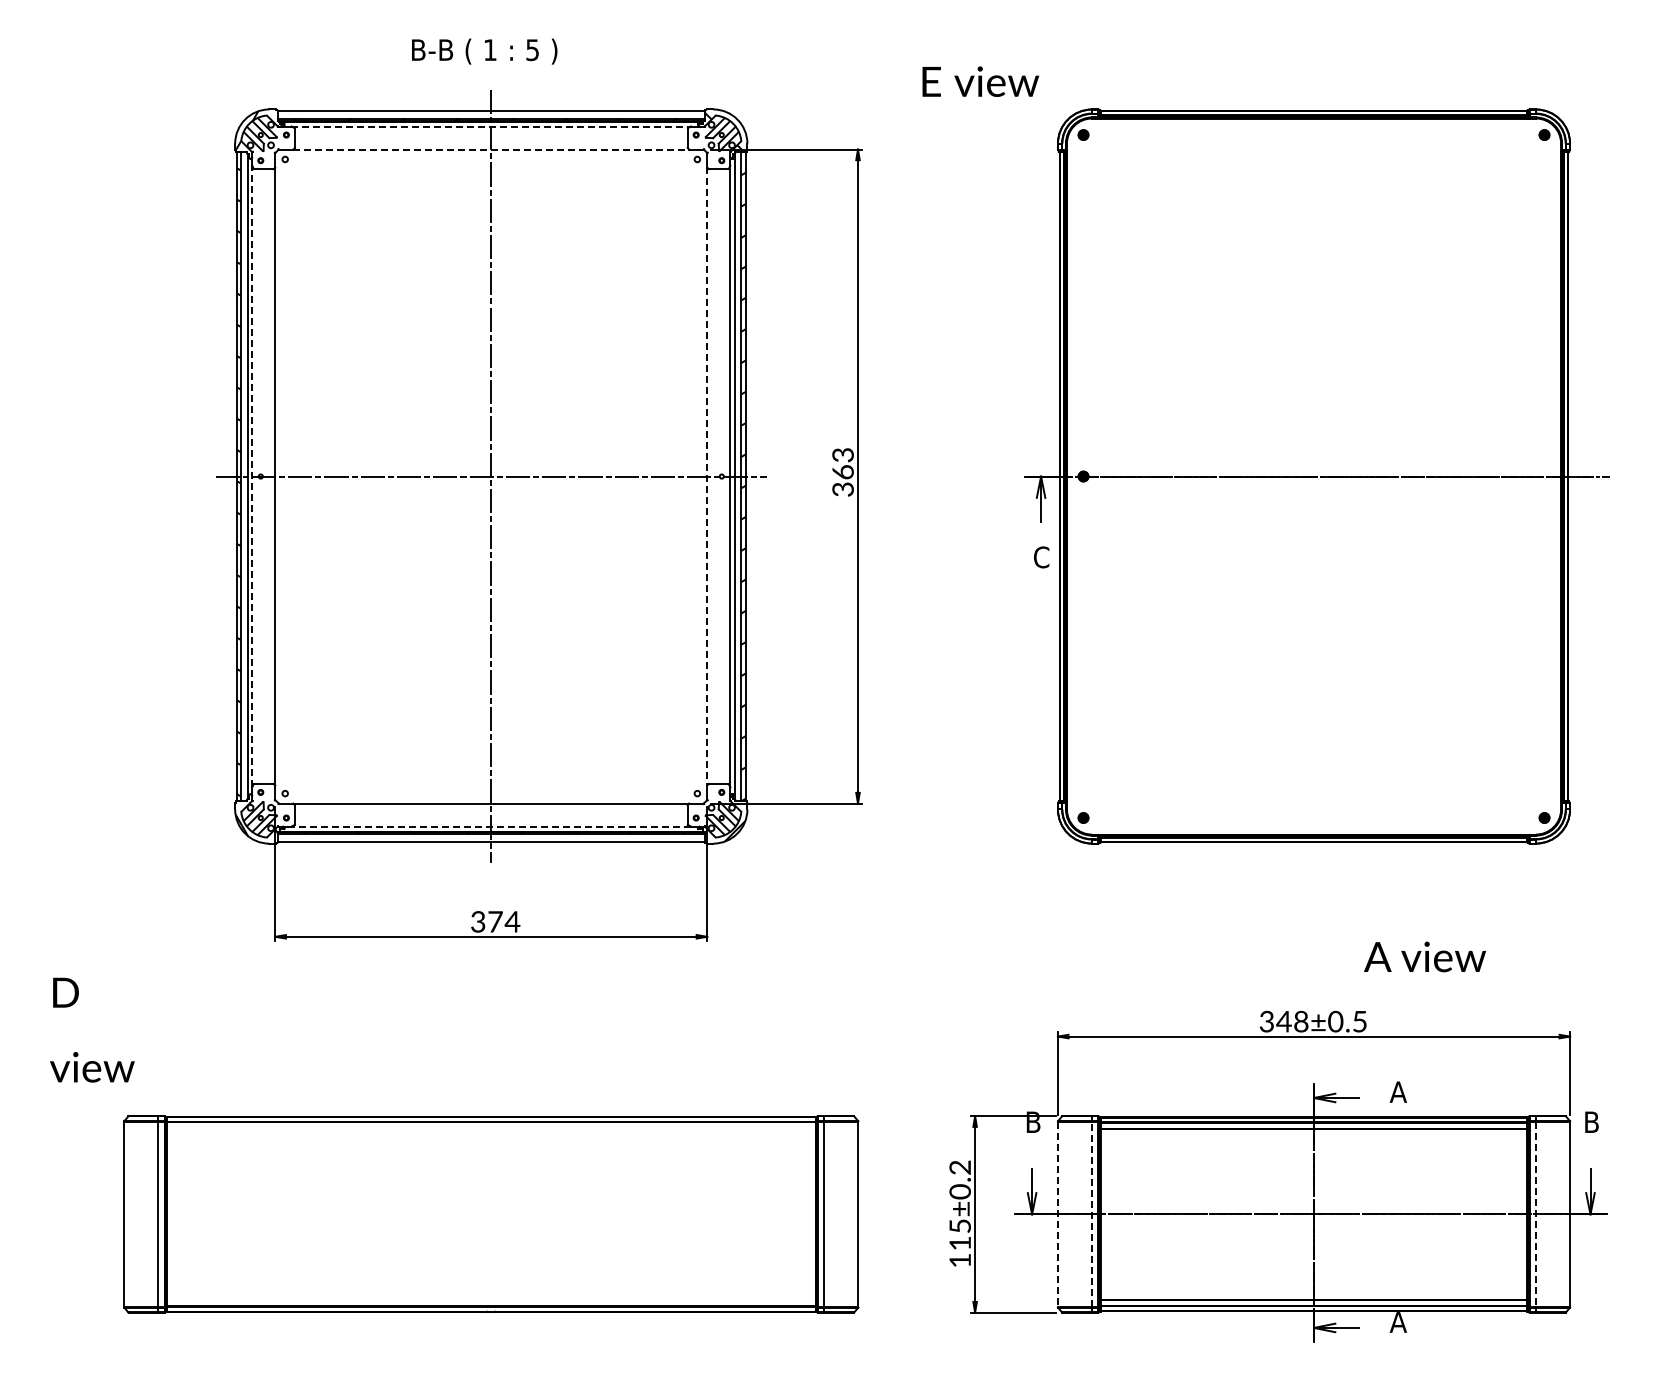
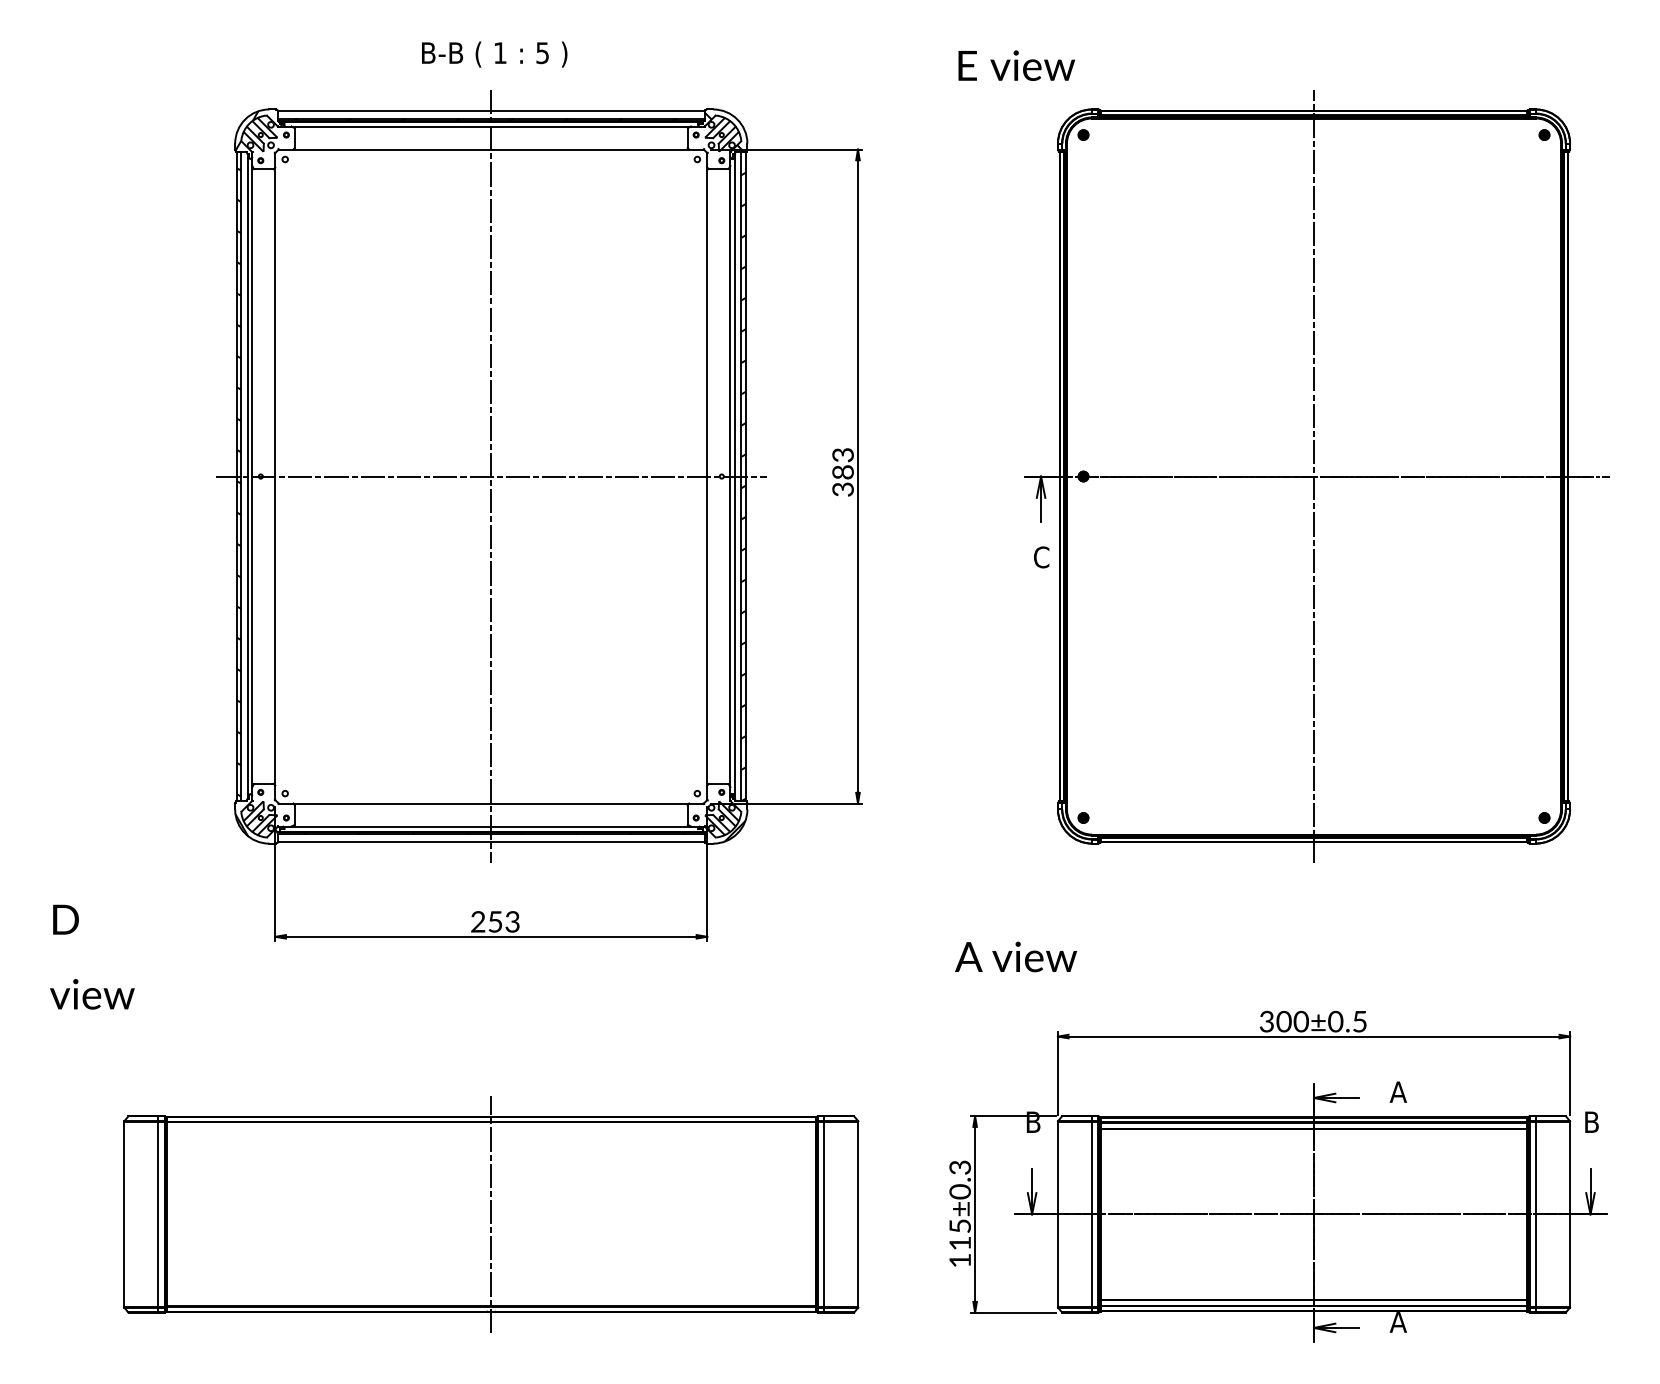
text position: (484, 51) -> (494, 54) (494, 54)
text position: (980, 81) -> (1016, 65) (1016, 65)
line: dashed -> solid (491, 126)
line: dashed -> solid (491, 149)
text: 363 -> 383 (842, 472)
line: dashed -> solid (252, 476)
line: none -> present (1314, 476)
line: dashed -> solid (707, 477)
line: dashed -> solid (491, 826)
text: 374 -> 253 (495, 921)
text position: (1424, 956) -> (1015, 956) (1015, 956)
text: 348±0.5 -> 300±0.5 (1292, 1021)
text position: (92, 1029) -> (92, 956) (92, 956)
text: 115±0.2 -> 115±0.3 (962, 1167)
line: none -> present (491, 1213)
line: dashed -> solid (1057, 1214)
line: dashed -> solid (1092, 1214)
line: dashed -> solid (1535, 1214)
